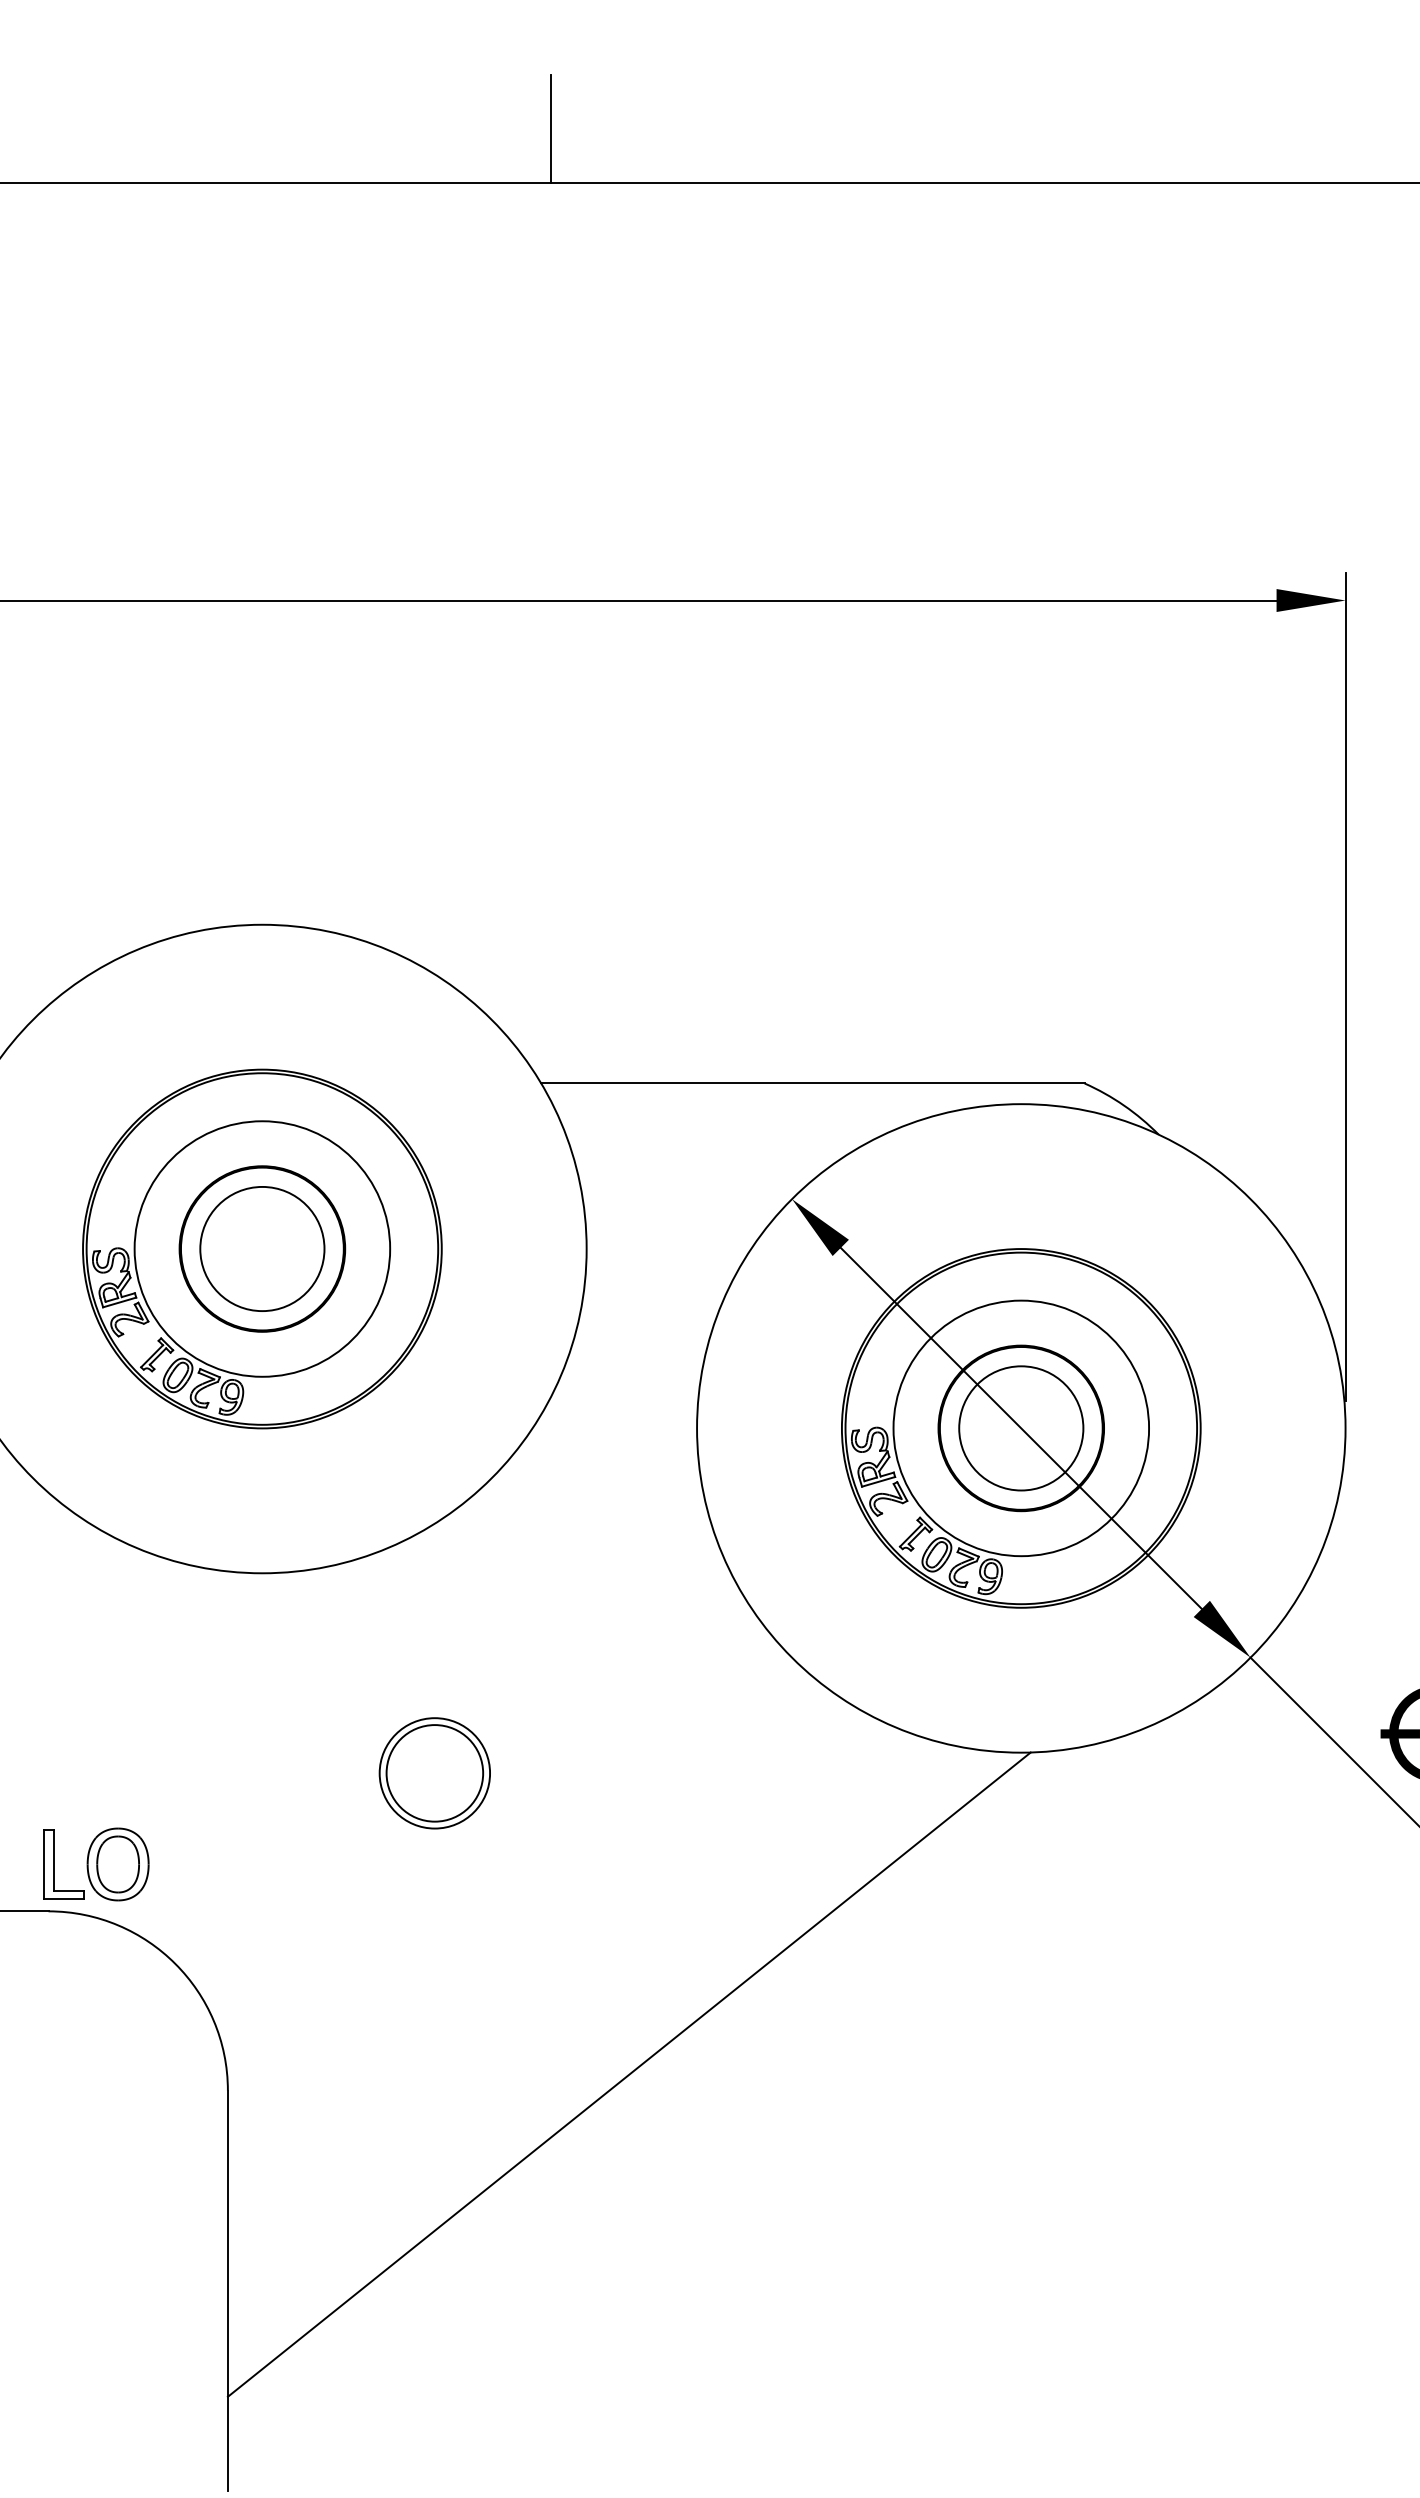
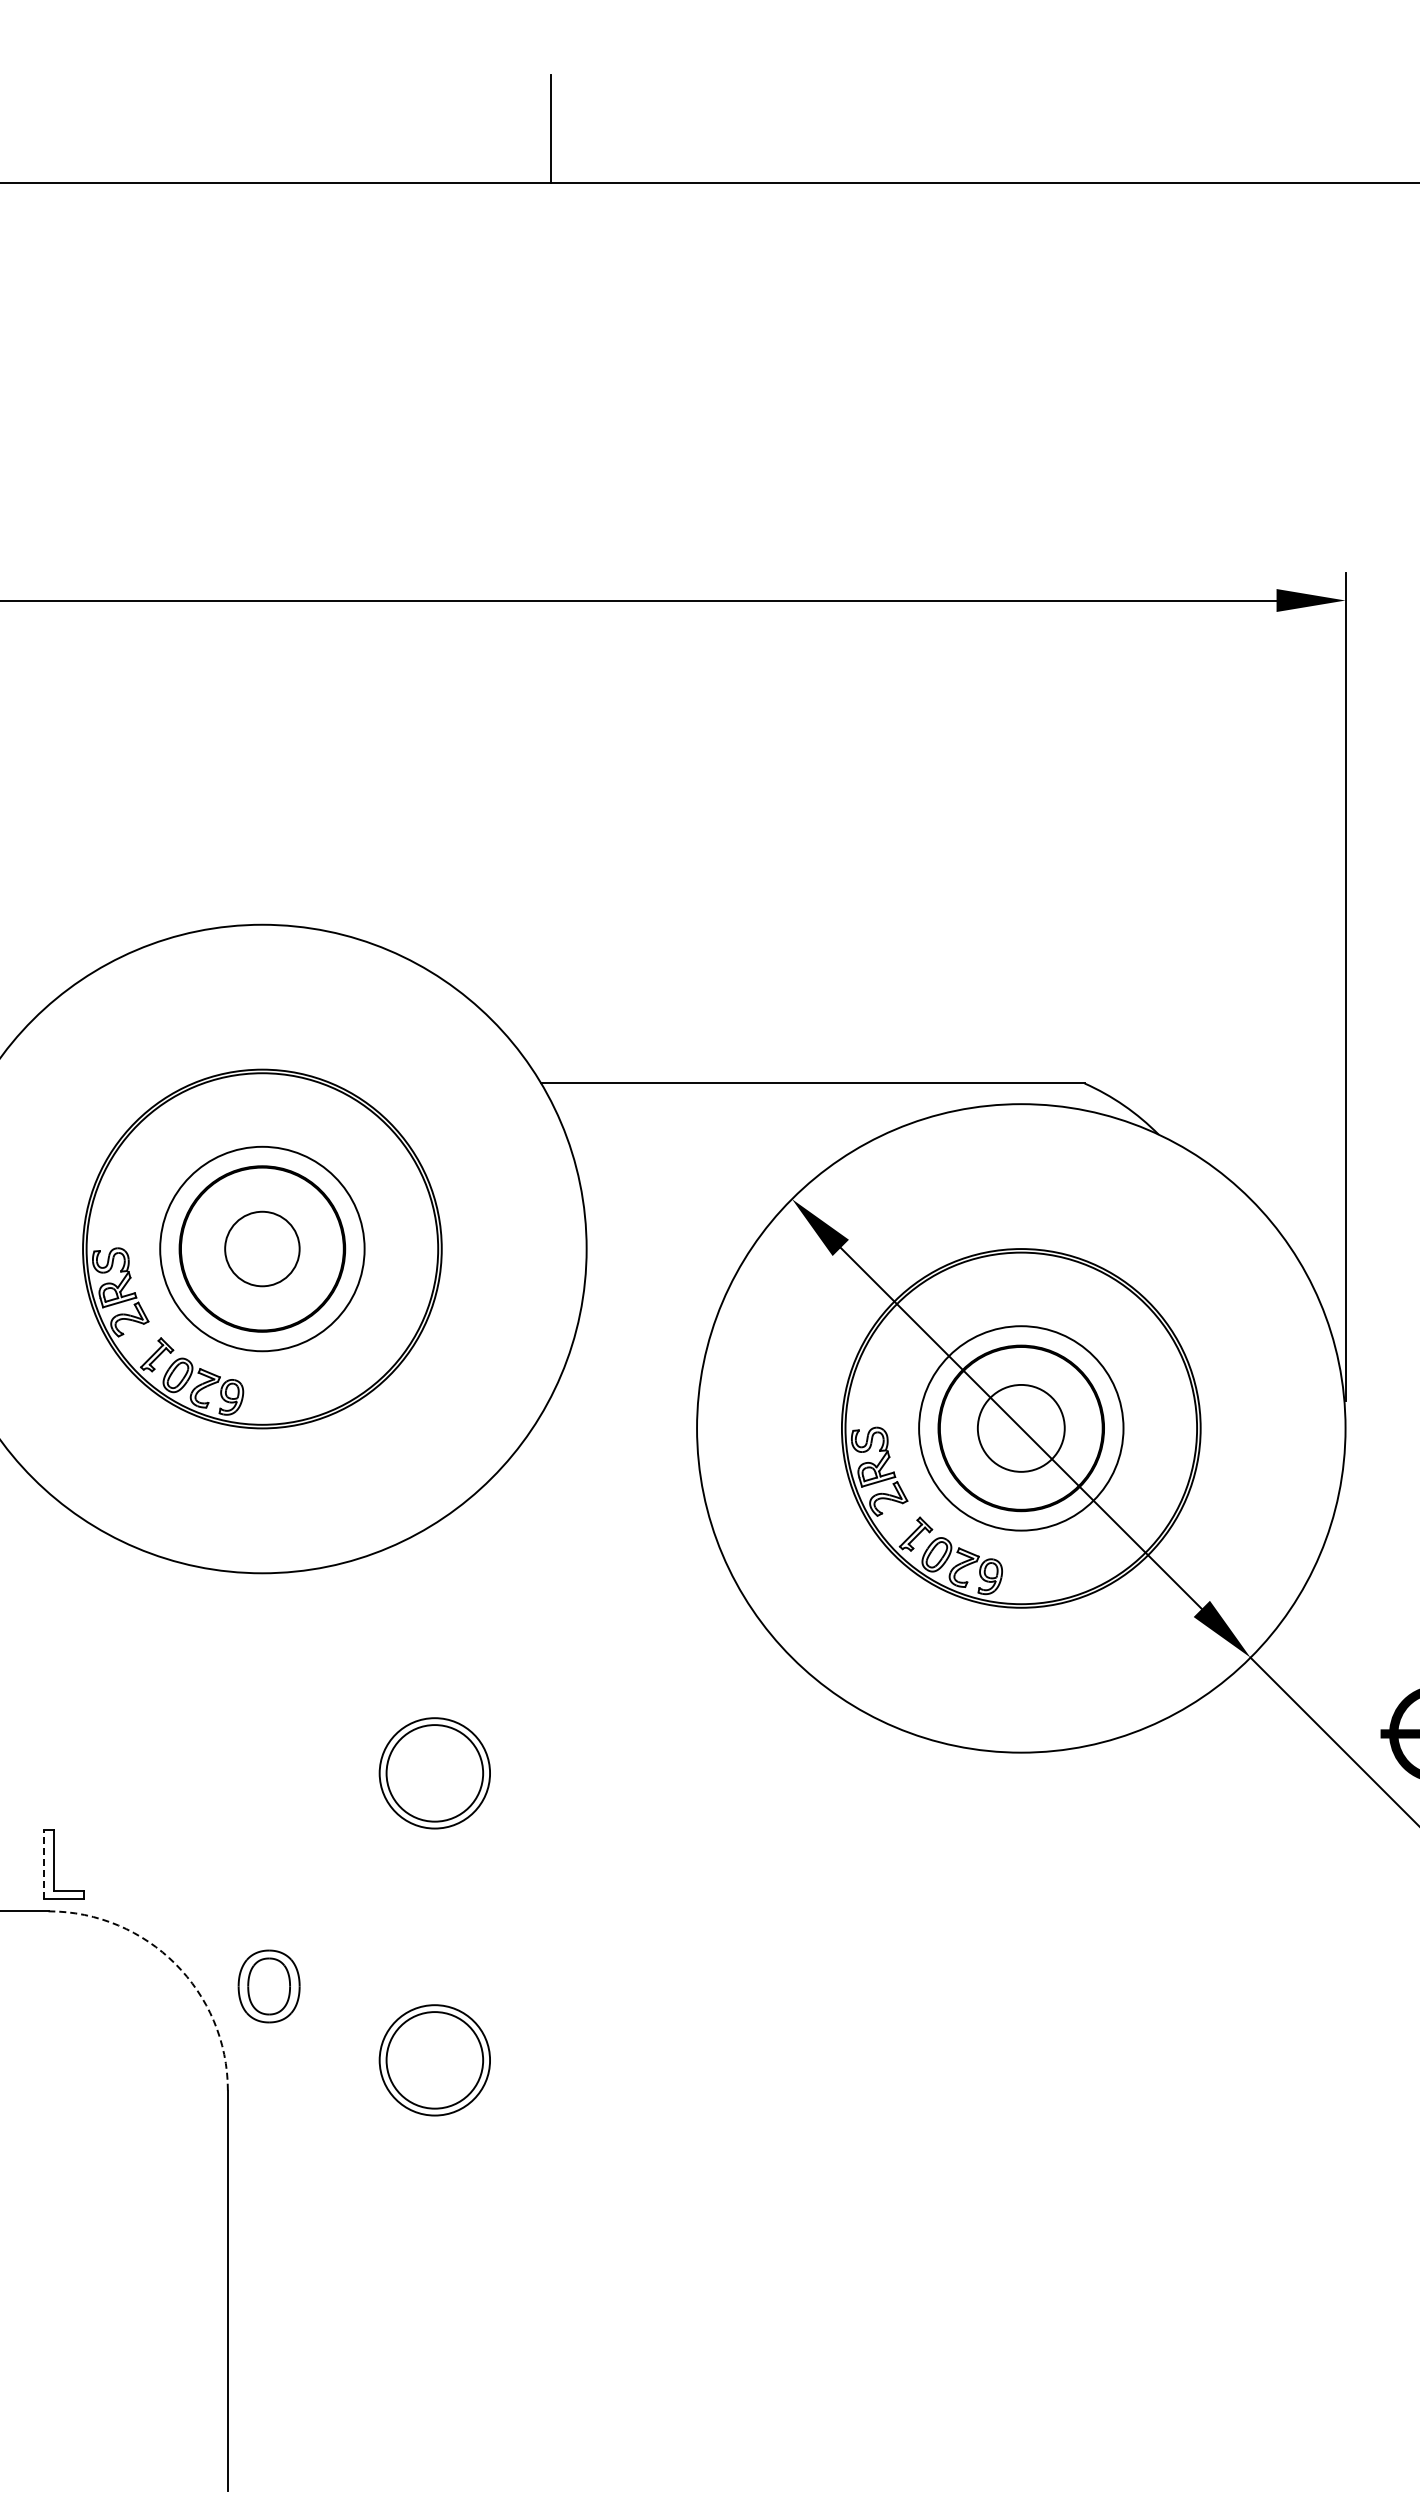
circle diameter: 124 px -> 75 px (262, 1248)
circle diameter: 256 px -> 204 px (262, 1248)
circle diameter: 124 px -> 87 px (1020, 1427)
circle diameter: 256 px -> 204 px (1021, 1428)
line: solid -> dashed (44, 1864)
part position: (117, 1864) -> (268, 1986) (268, 1986)
arc: solid -> dashed (175, 1963)
part: none -> present (434, 2060)
line: present -> none (628, 2074)
